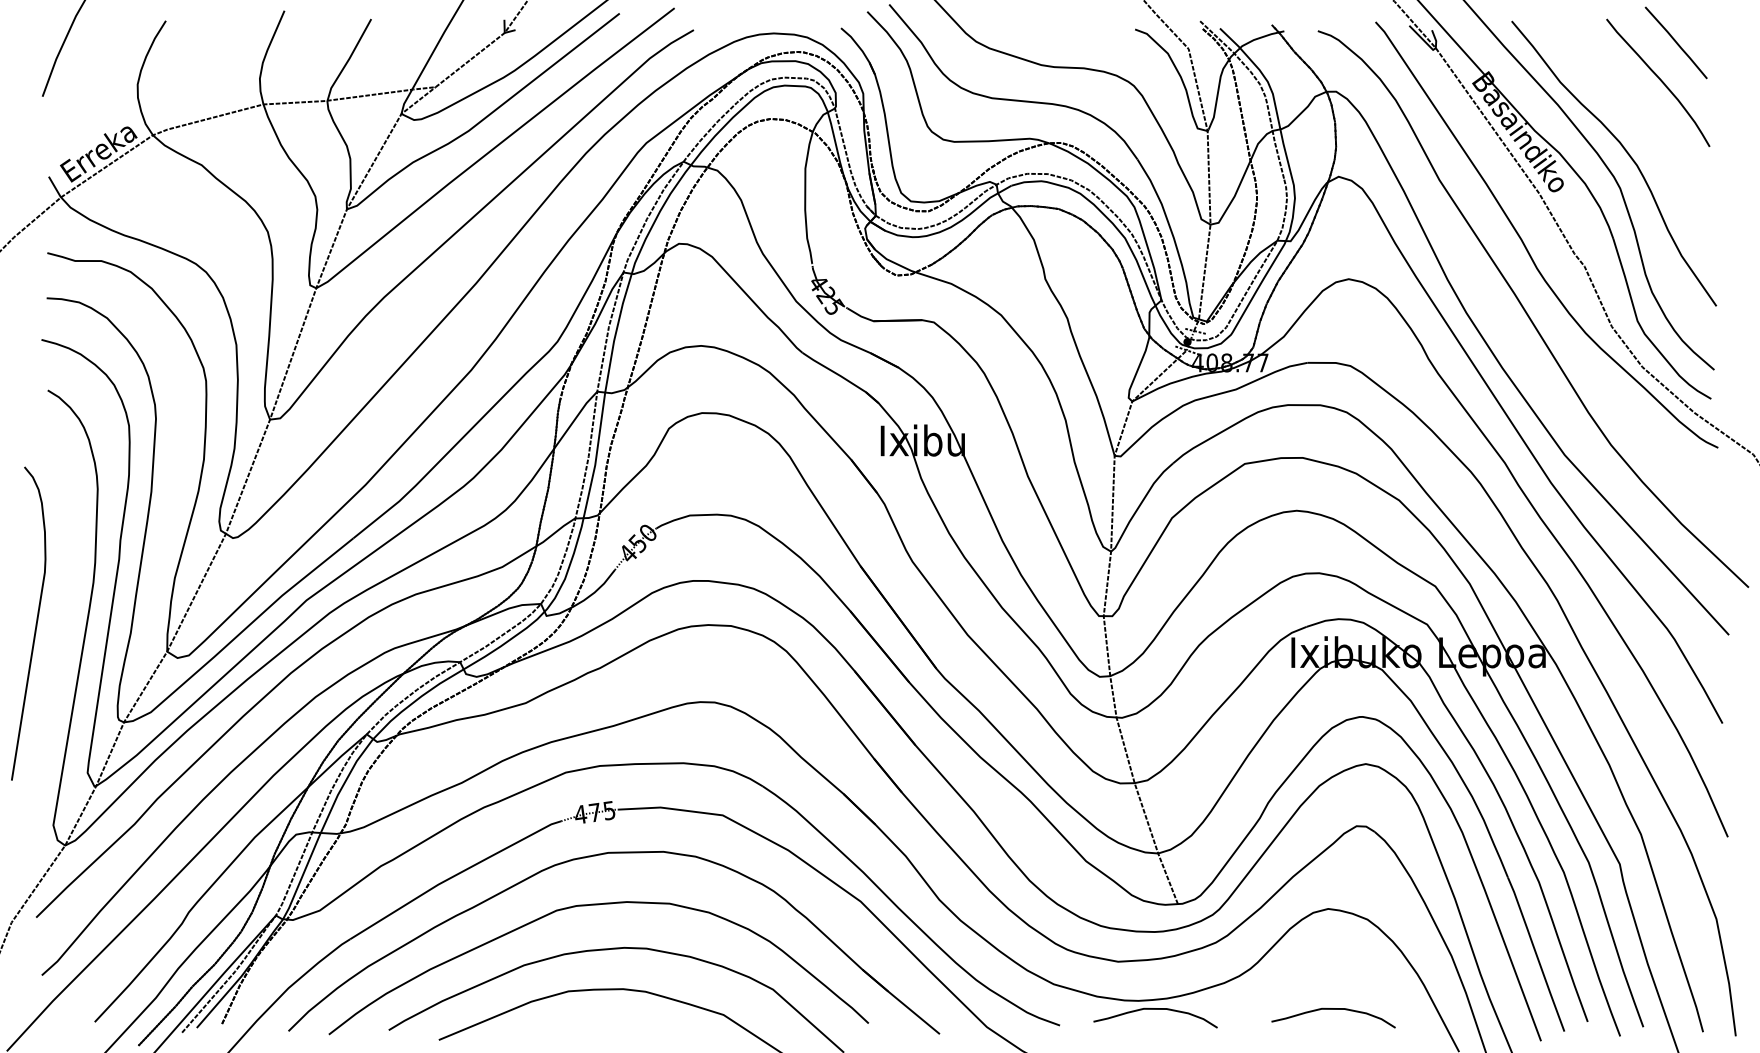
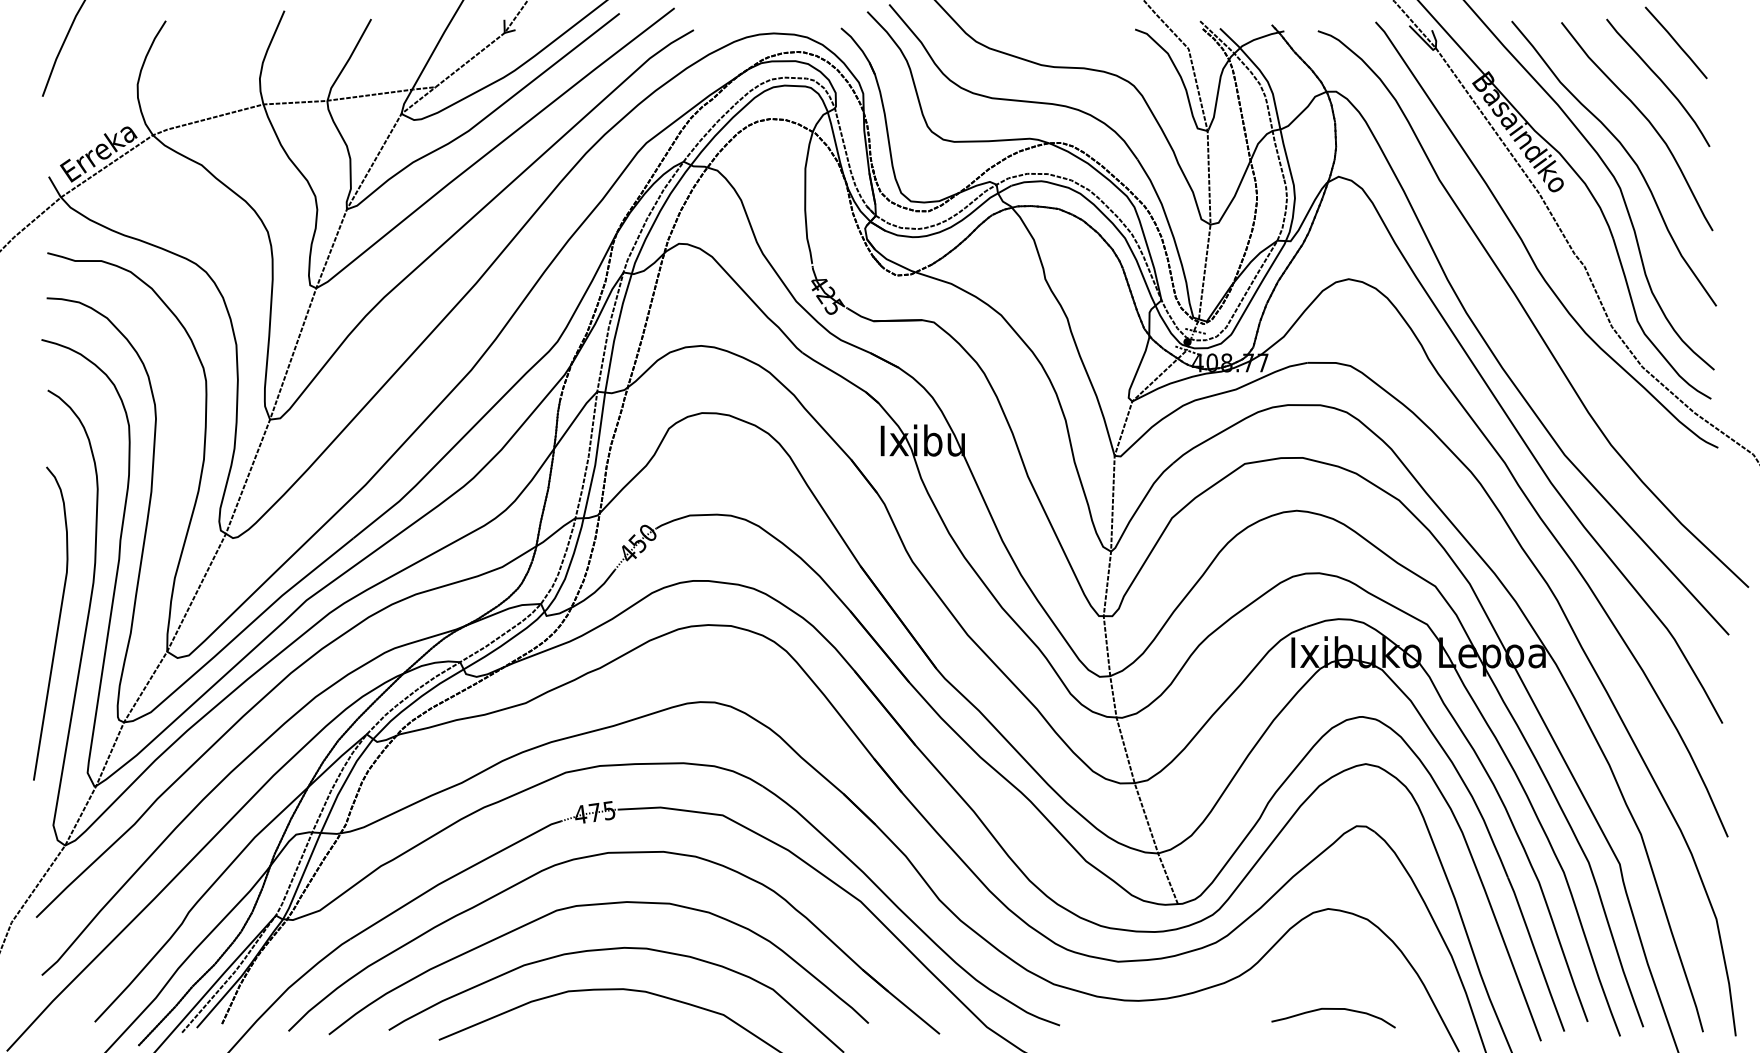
curve: none -> present (1647, 121)
curve position: (35, 623) -> (57, 623) (57, 623)
curve: present -> none (1155, 1009)
